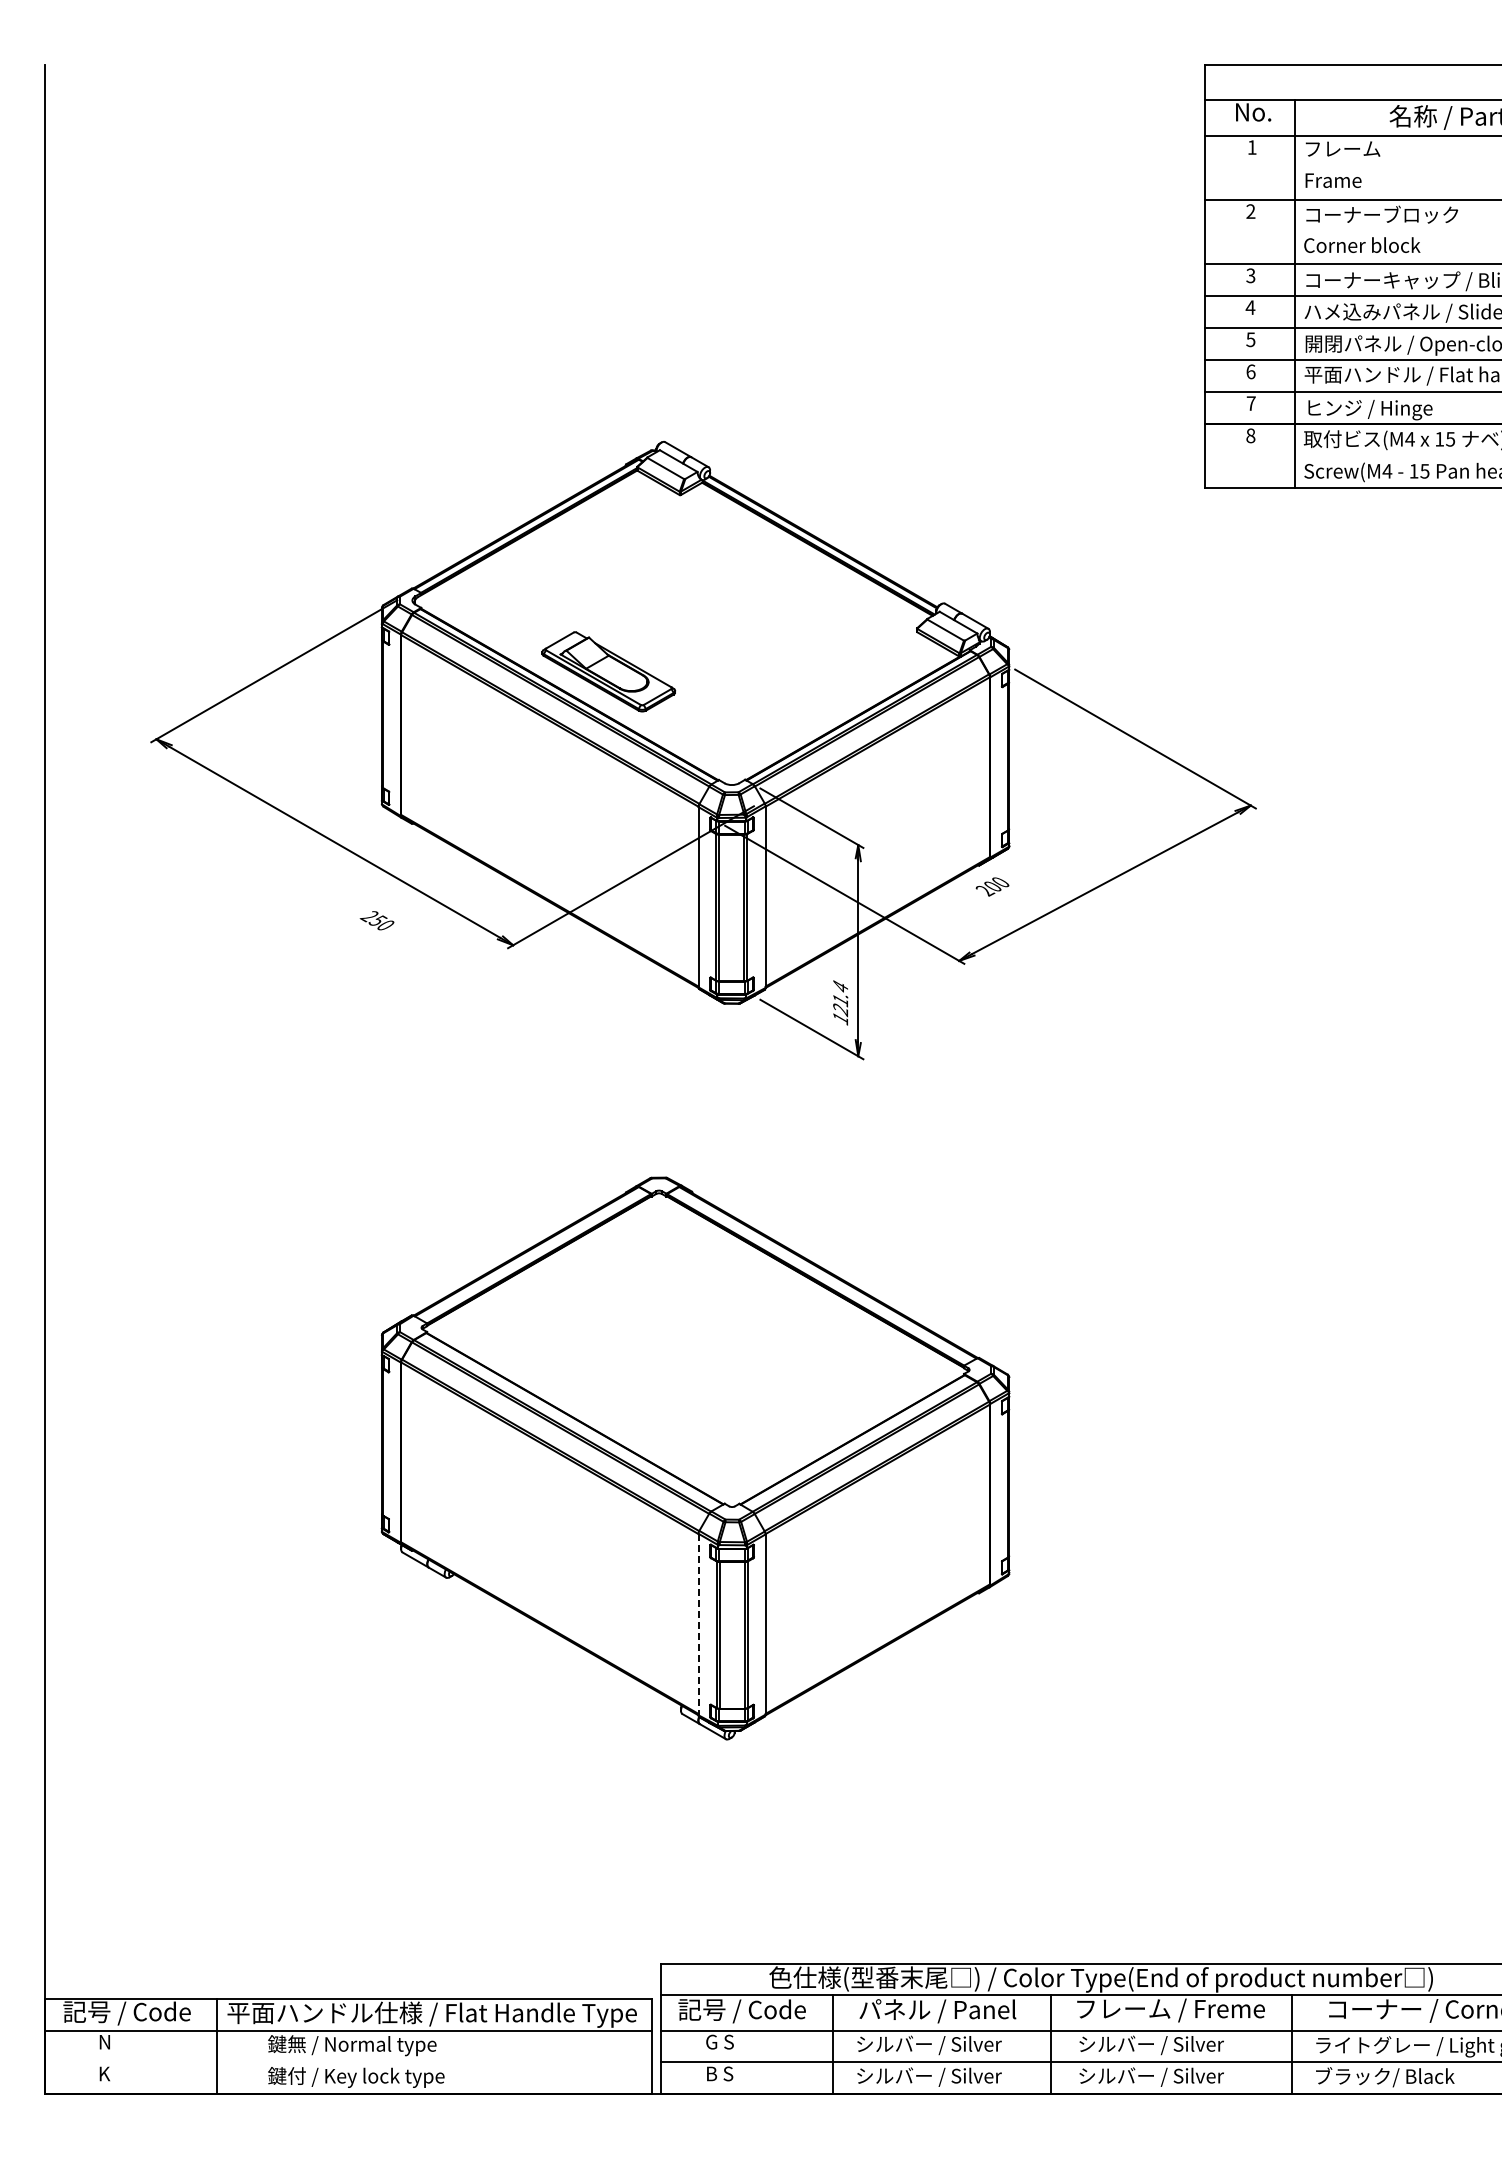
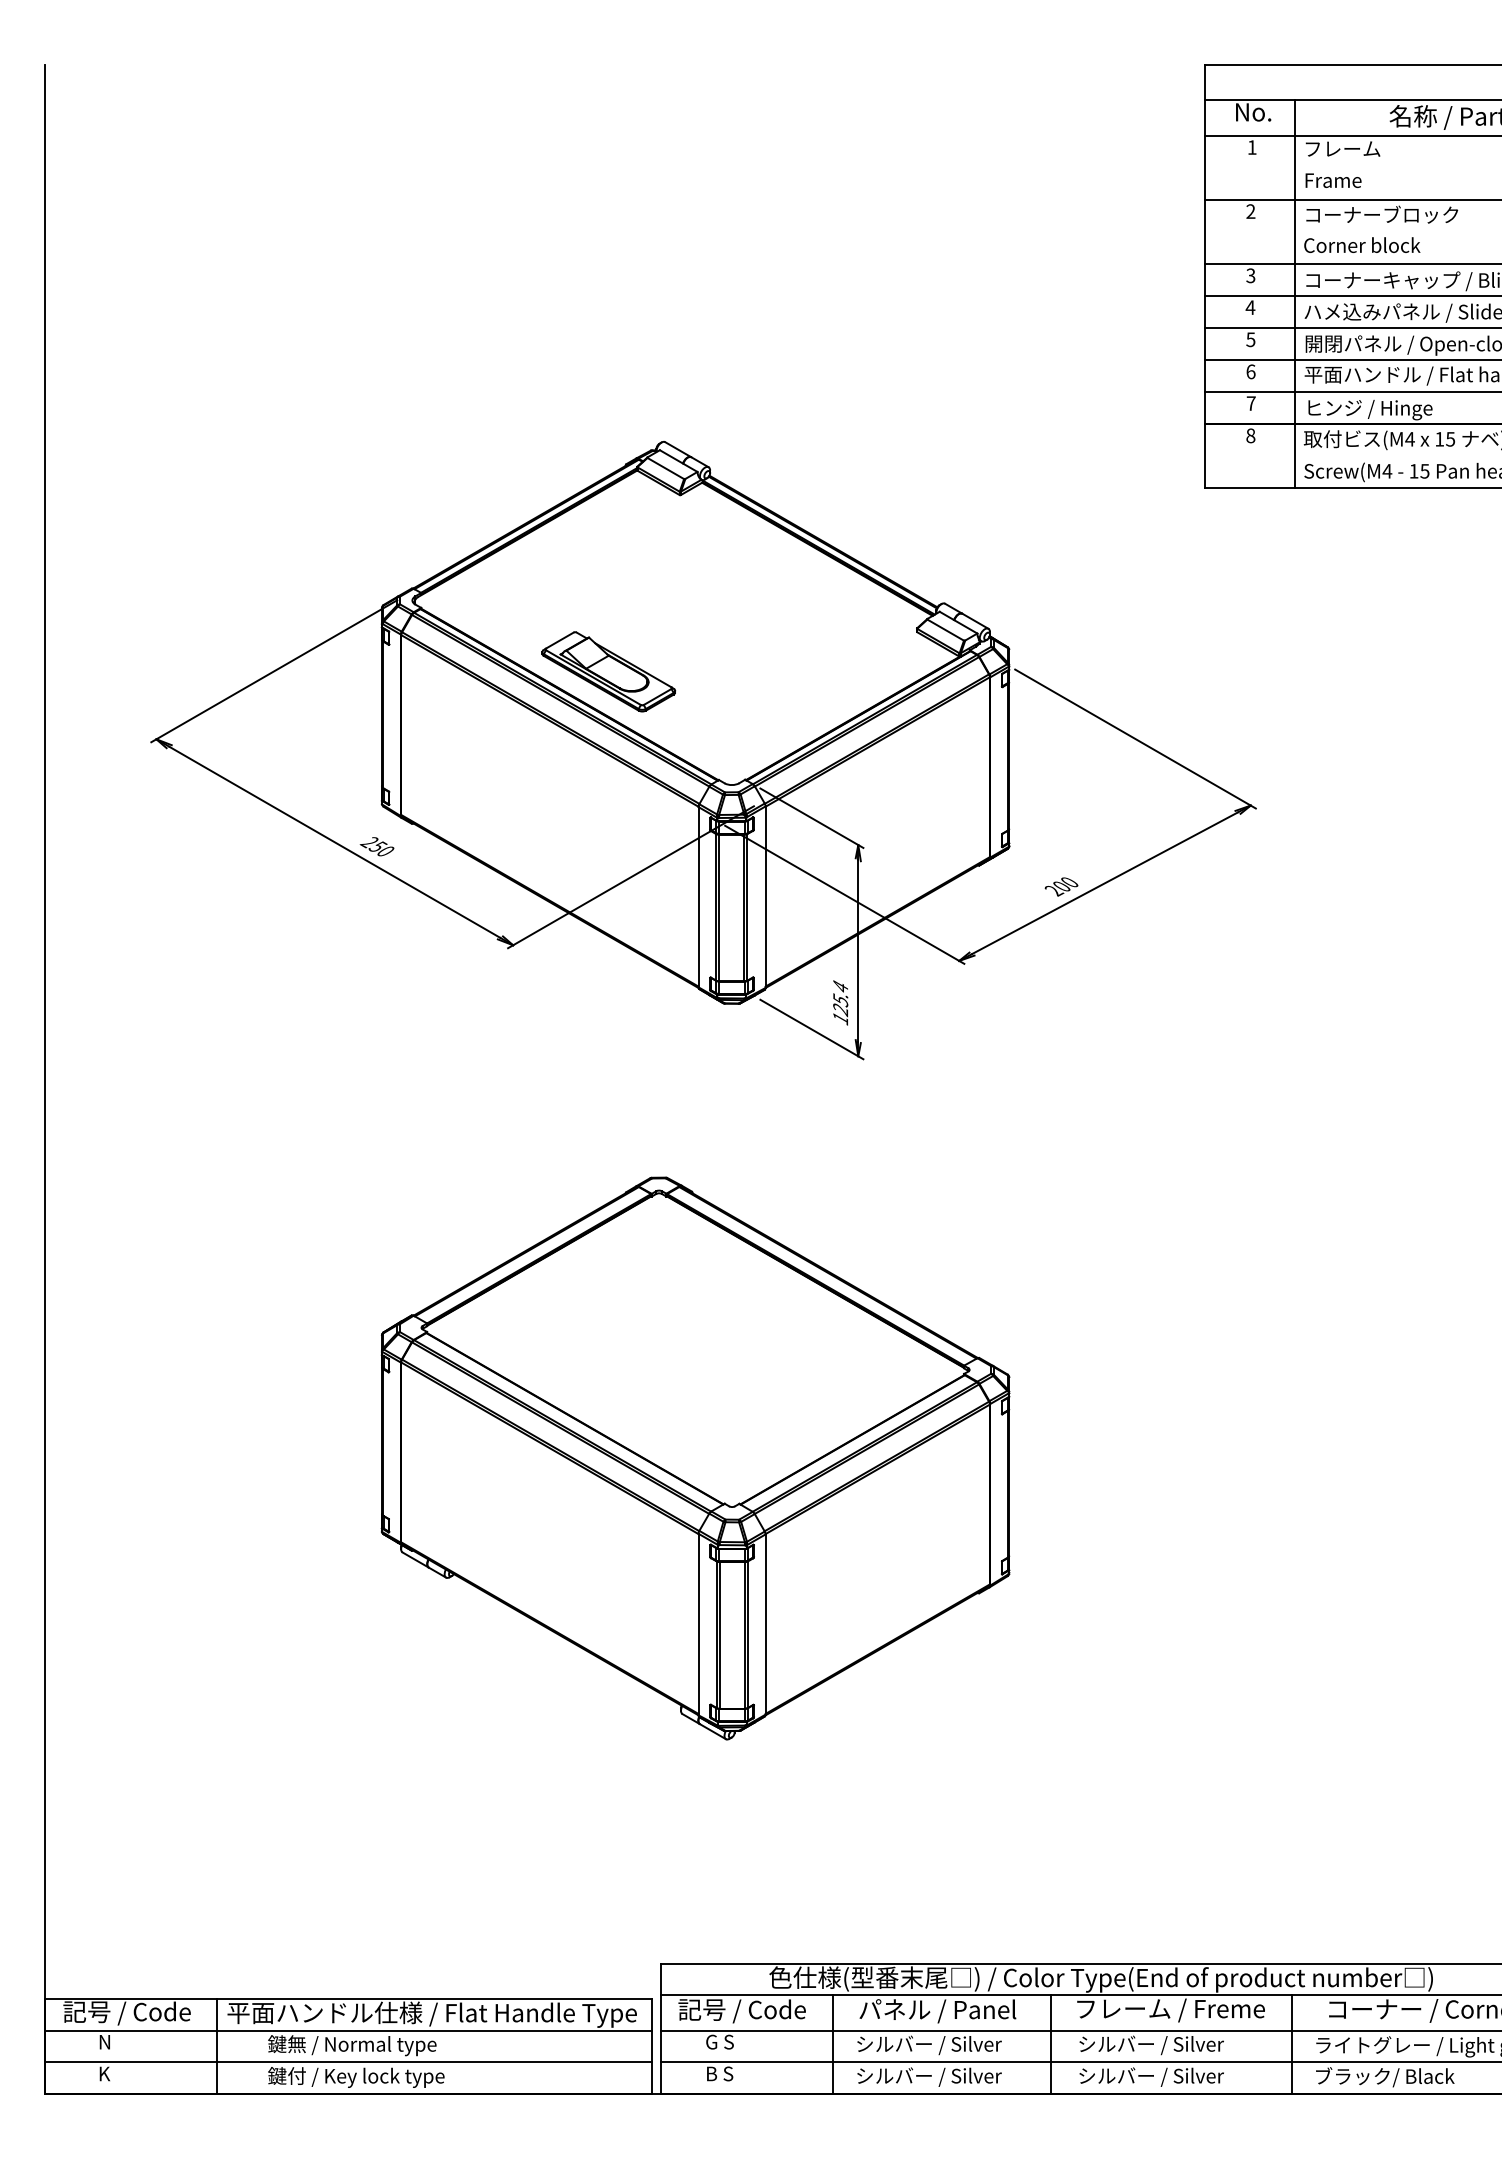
text position: (992, 886) -> (1061, 886) (1061, 886)
text position: (376, 920) -> (376, 846) (376, 846)
text: 121.4 -> 125.4 (840, 1000)
line: dashed -> solid (698, 1624)
line: none -> present (348, 2062)
